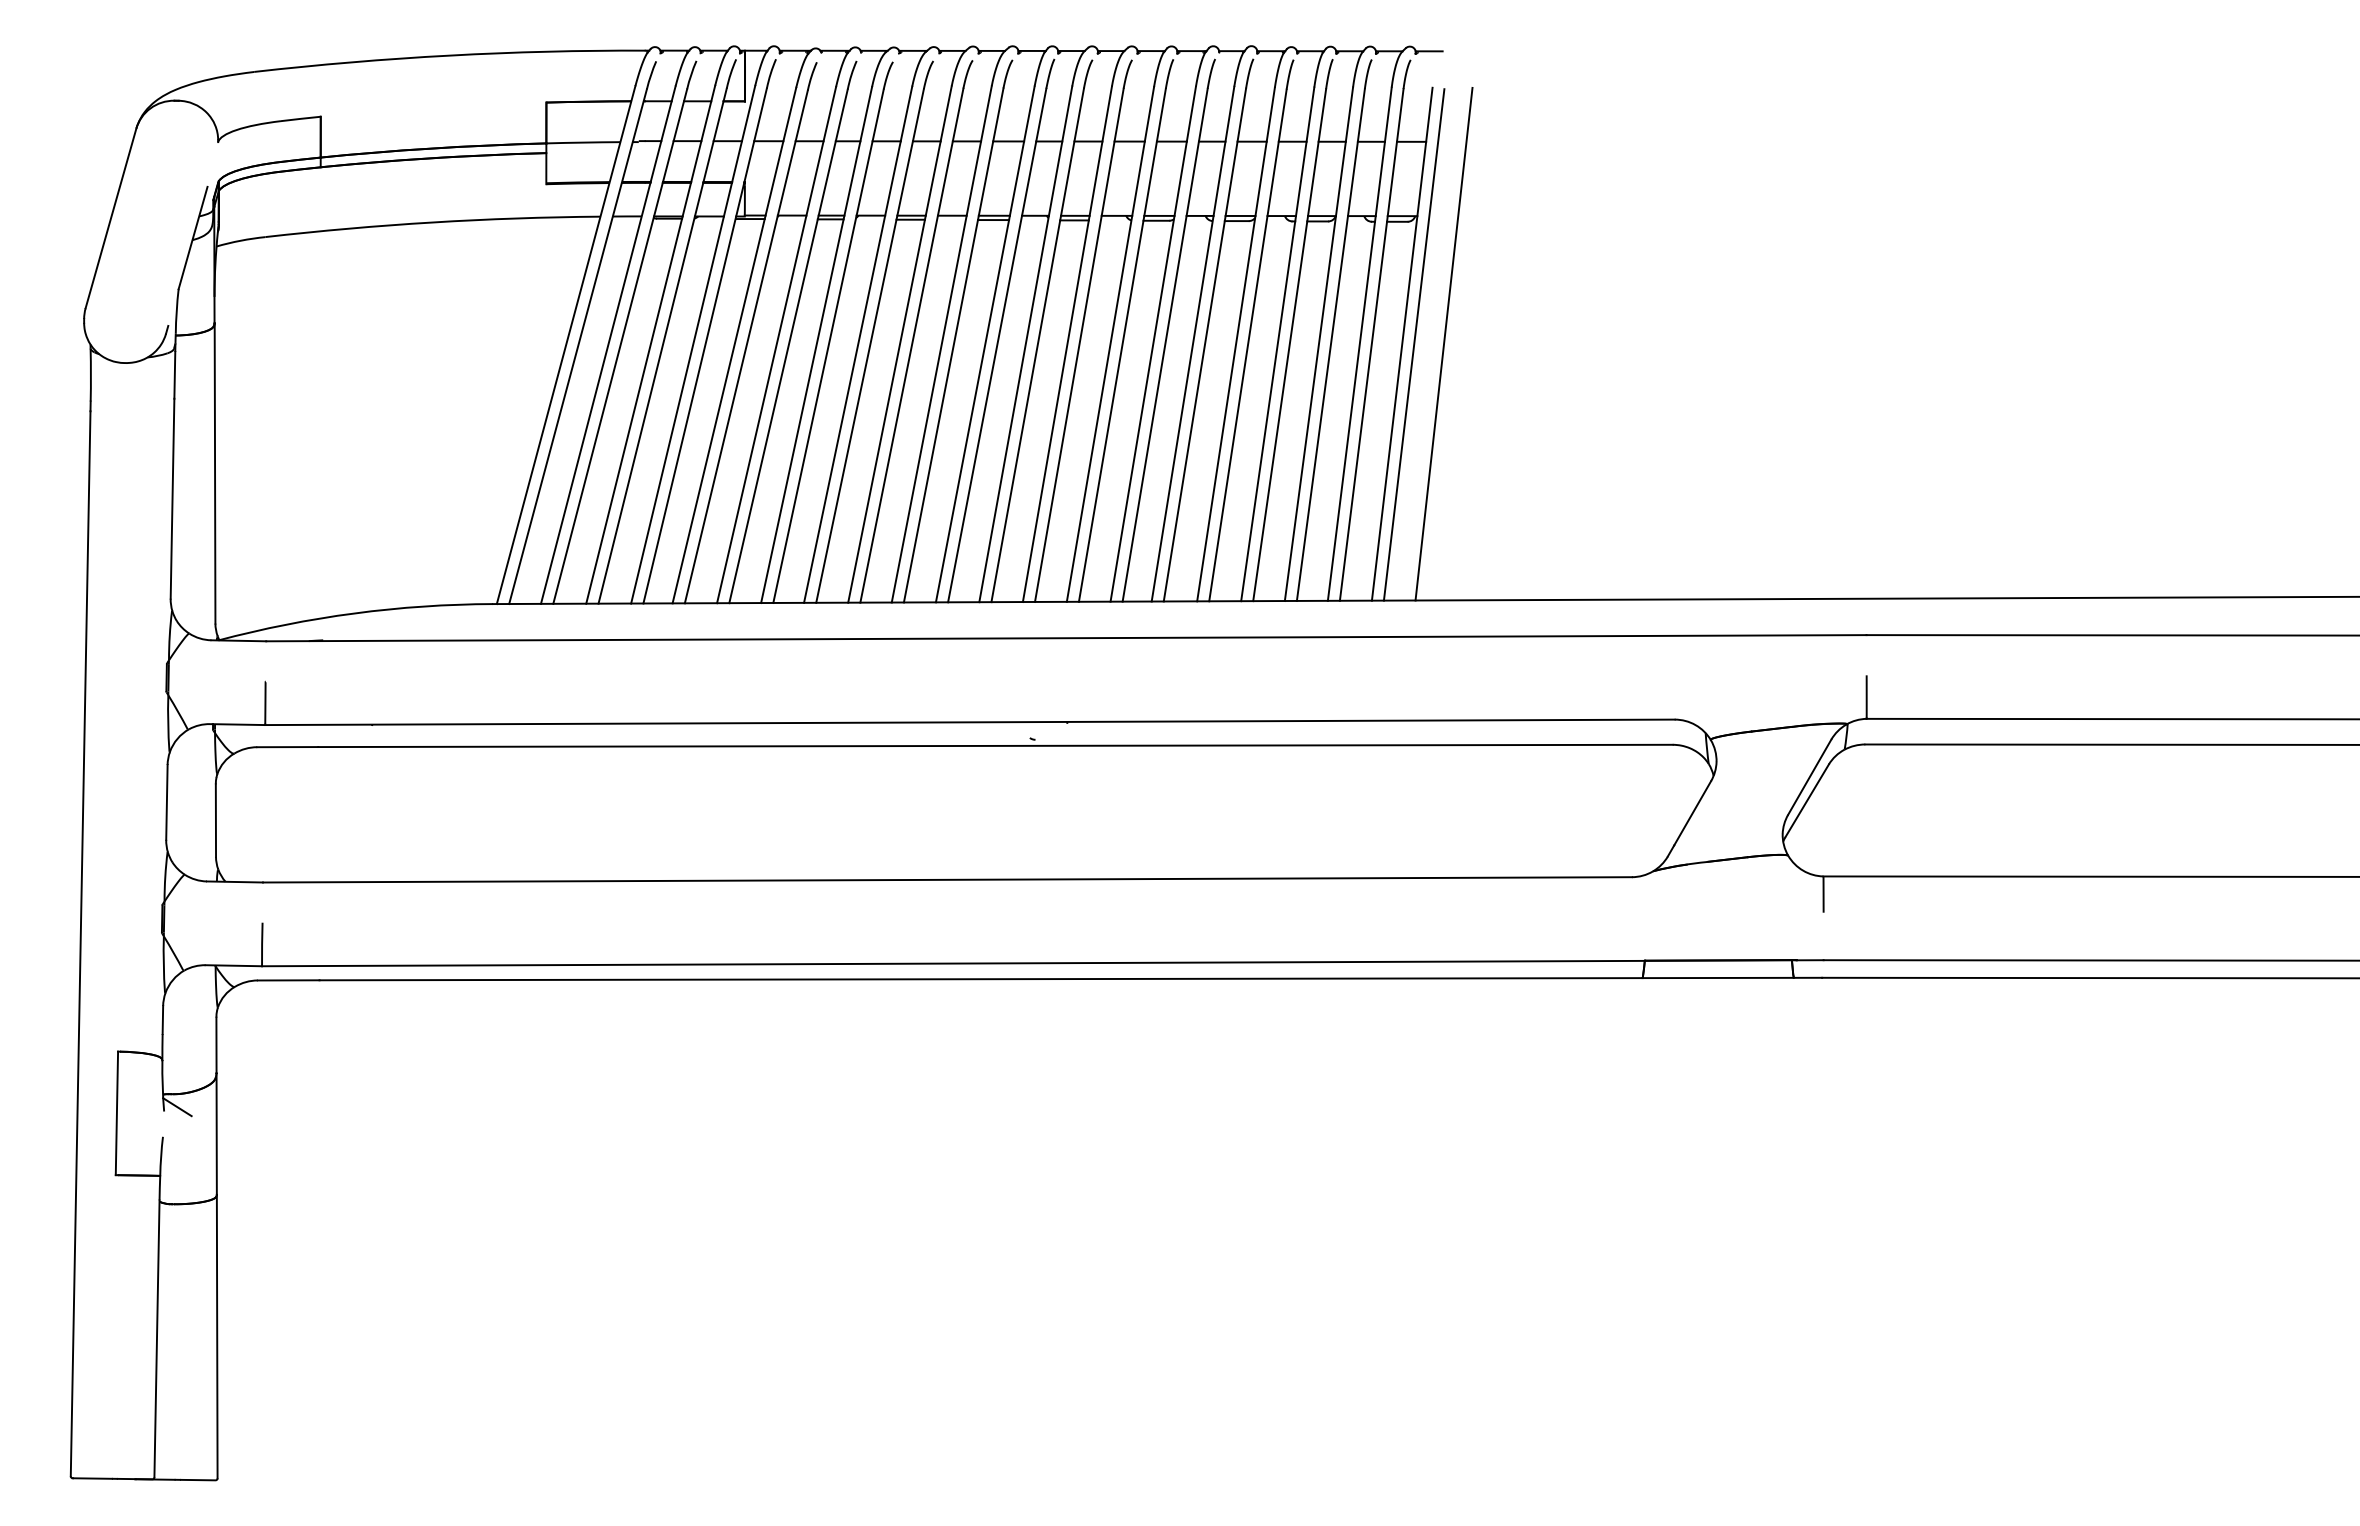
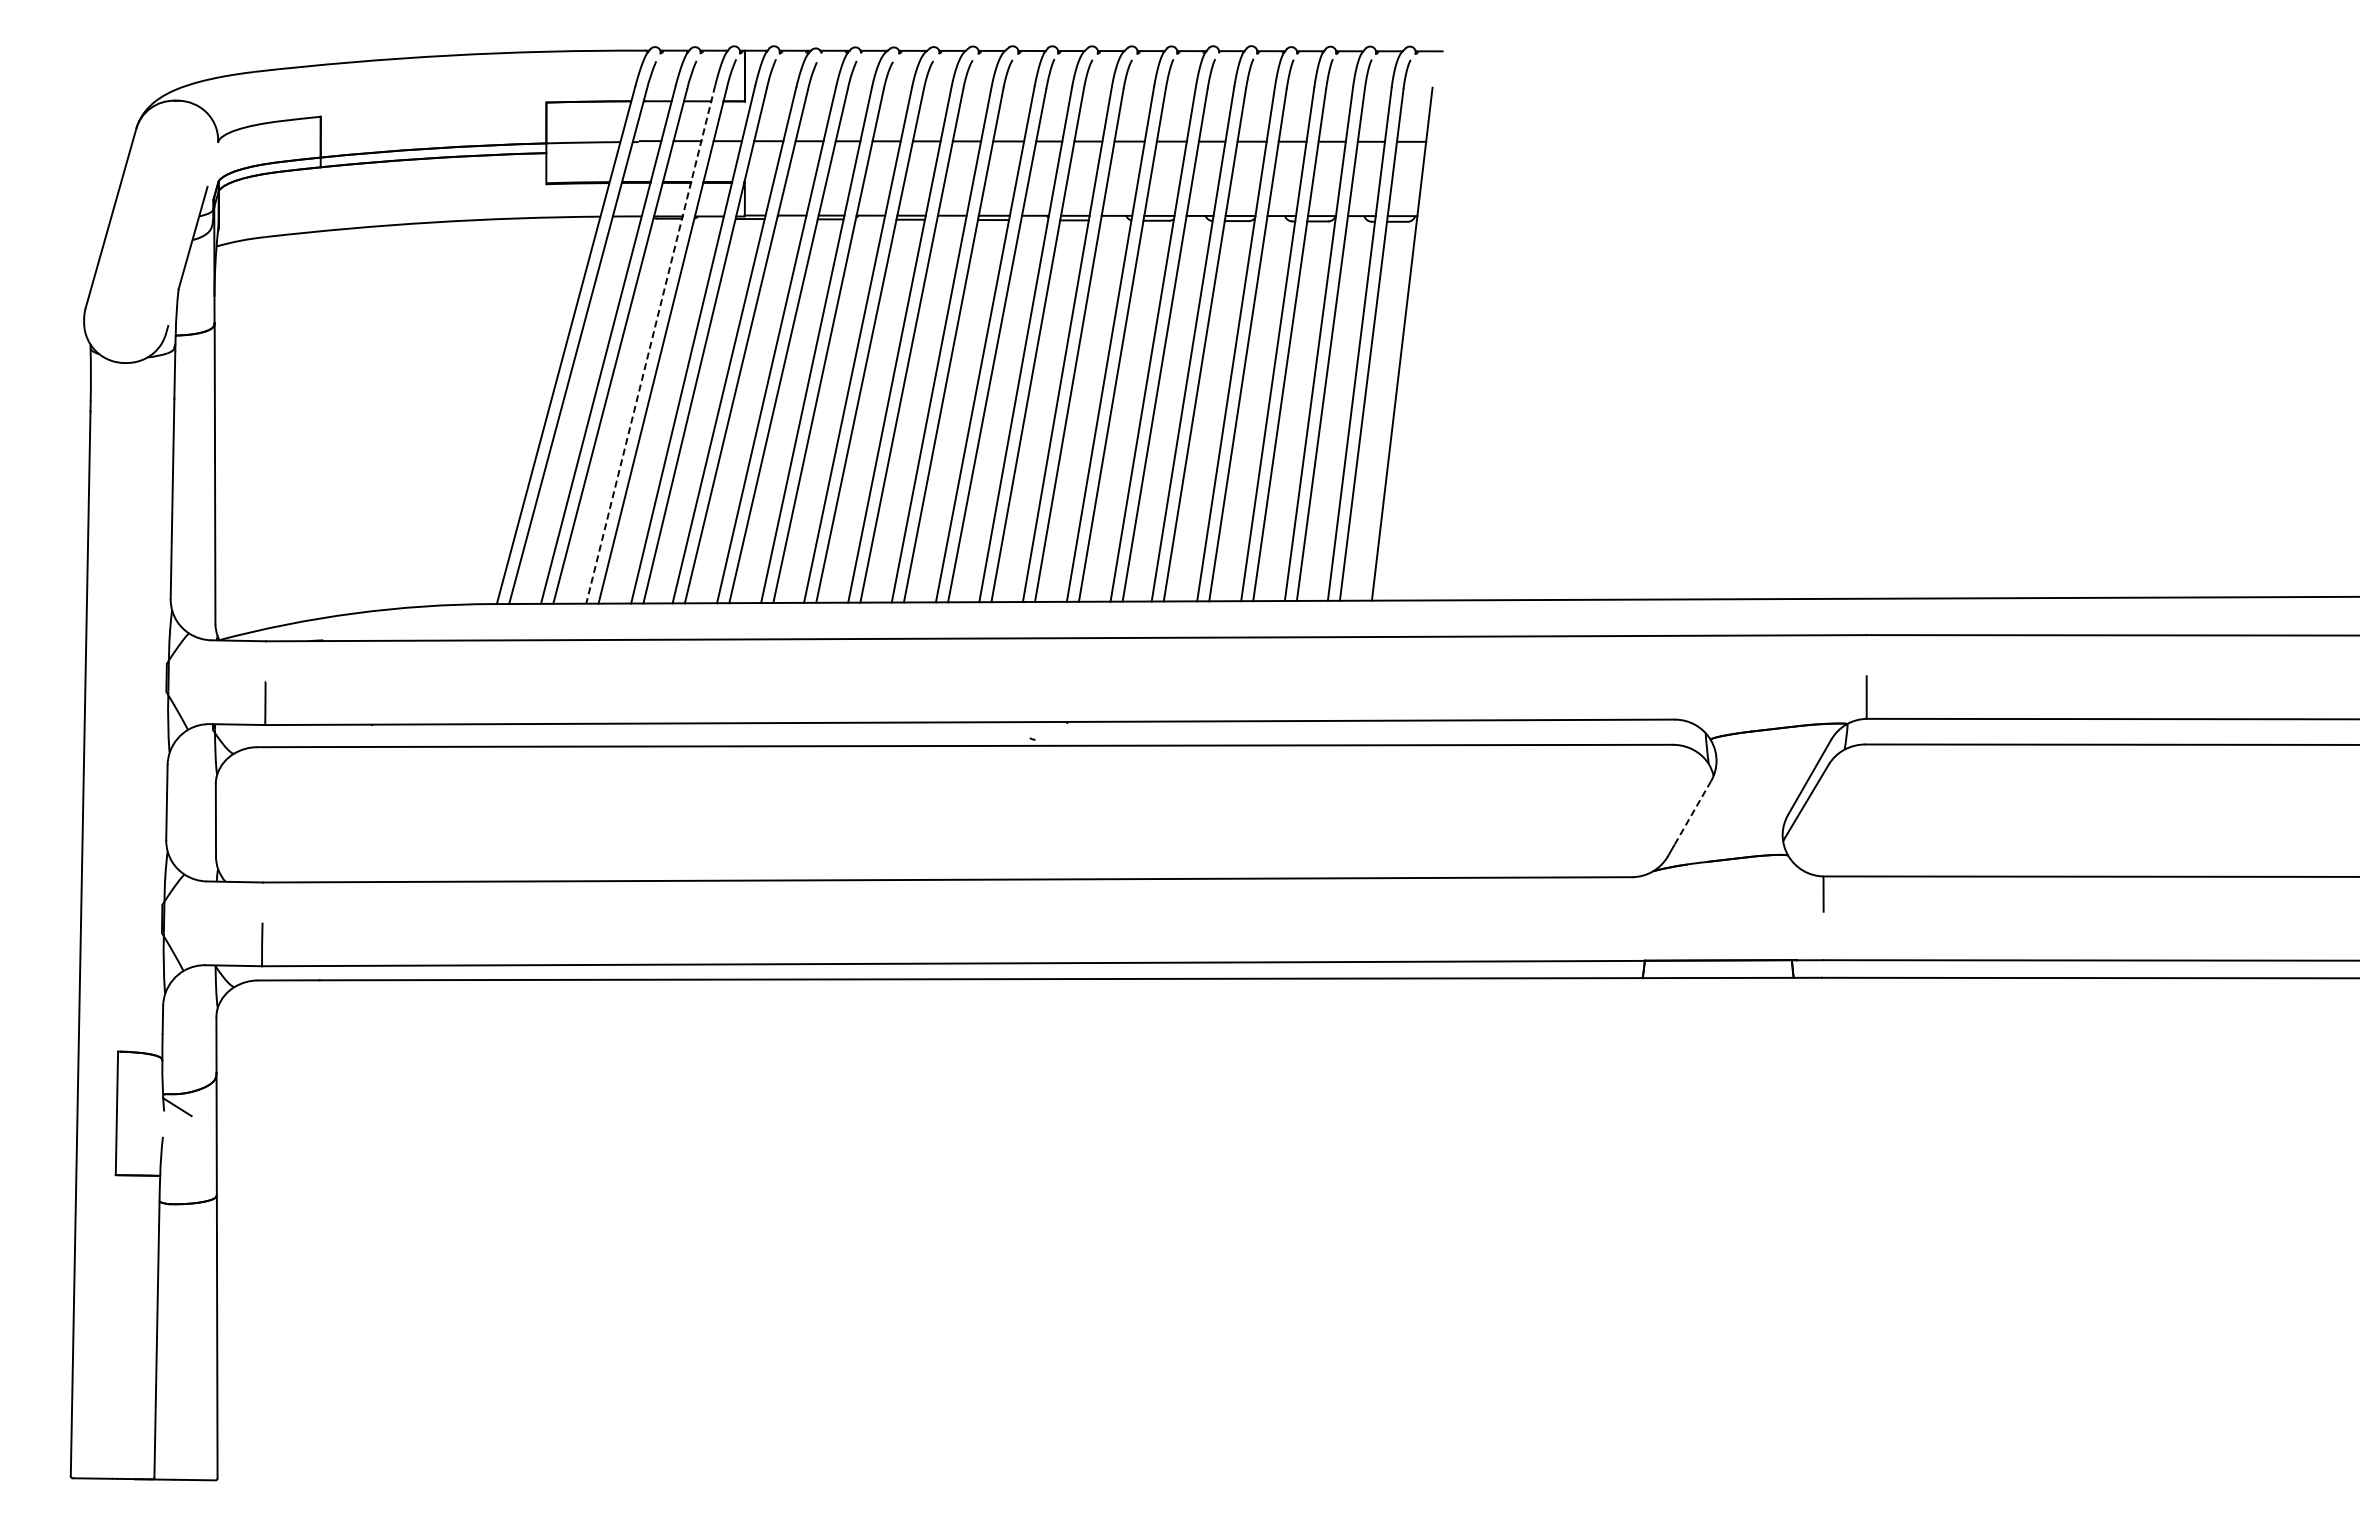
line: present -> none (1443, 343)
line: solid -> dashed (650, 344)
line: present -> none (1413, 344)
line: solid -> dashed (1692, 813)
